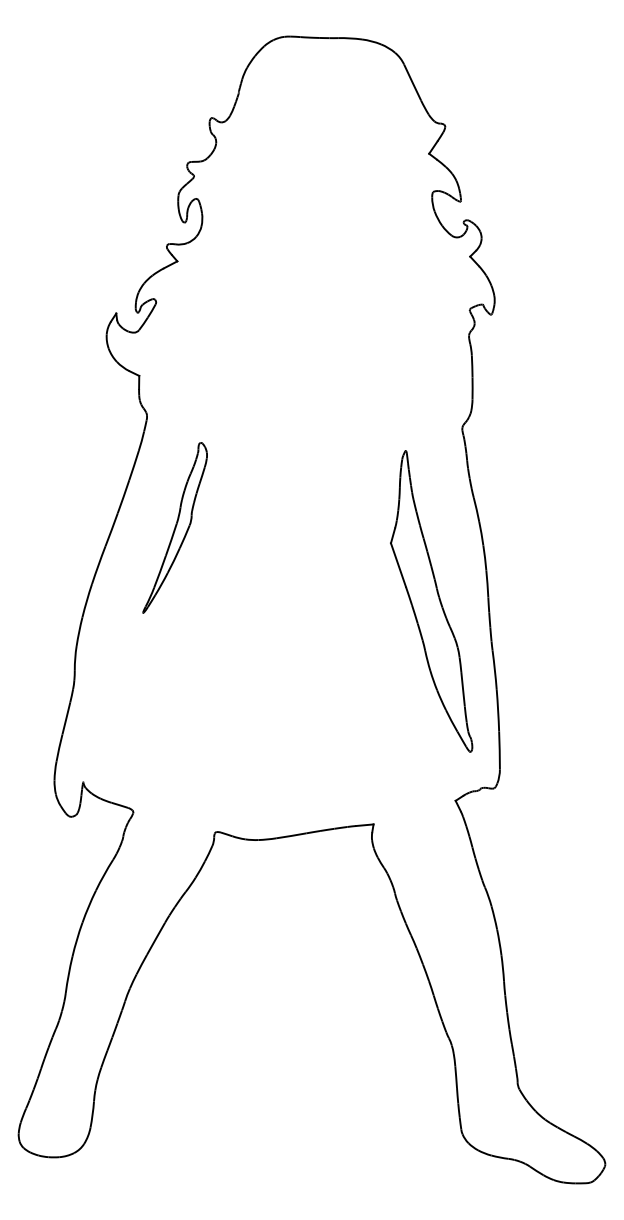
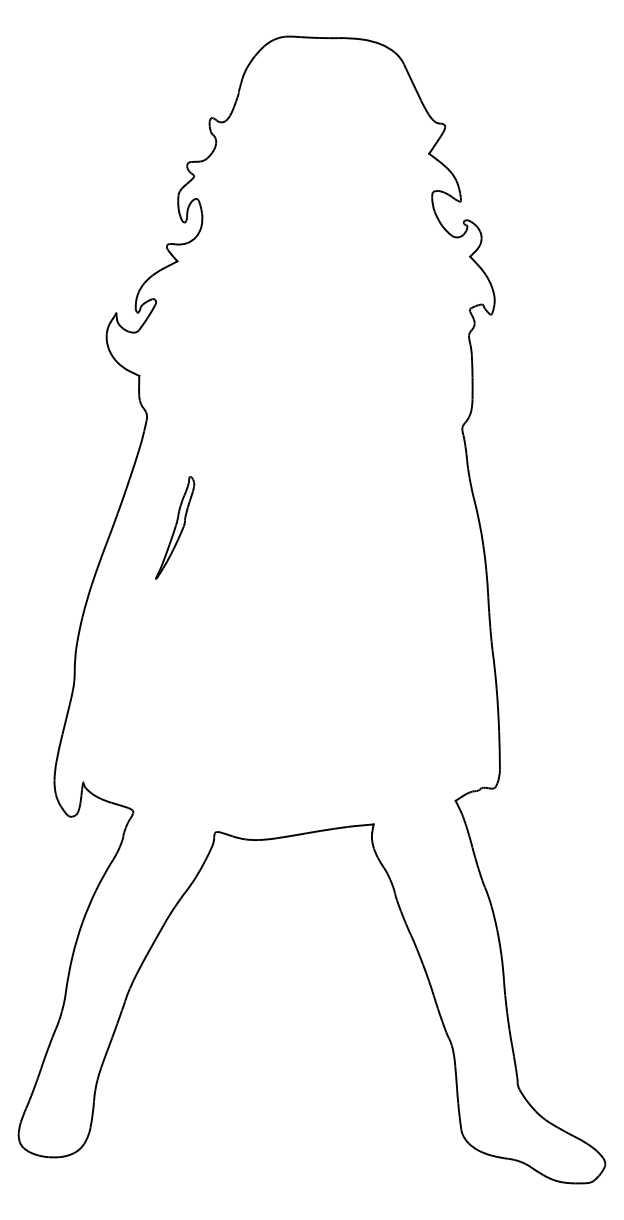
part size: 66x172 px -> 41x104 px (175, 527)
part: present -> none (431, 601)
